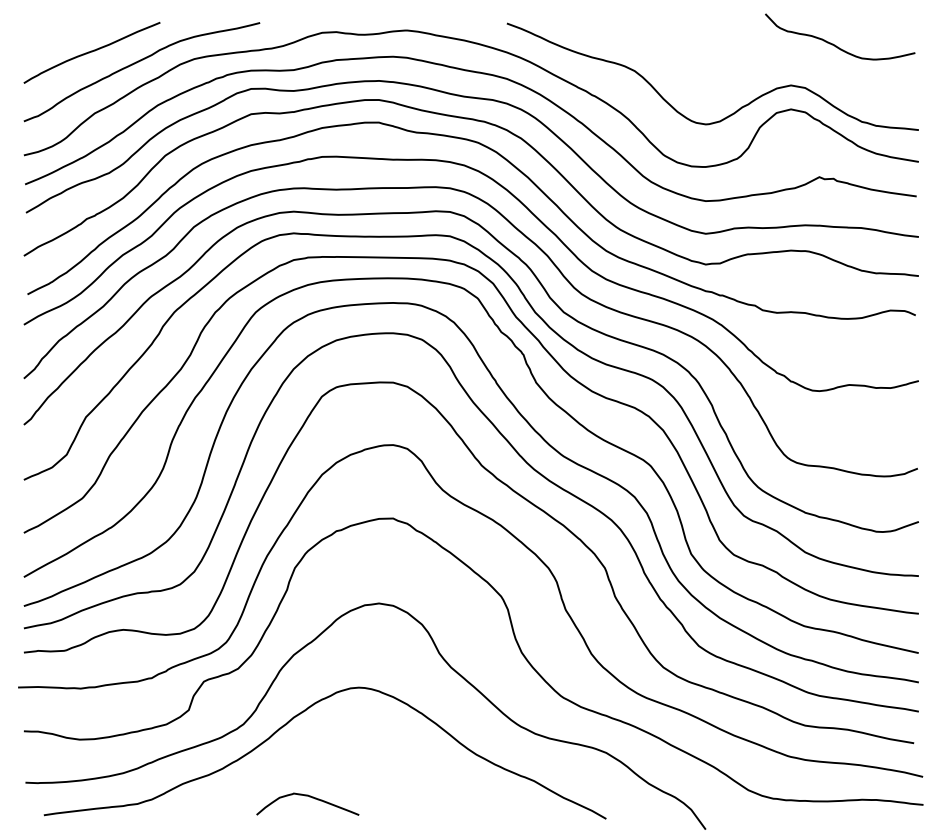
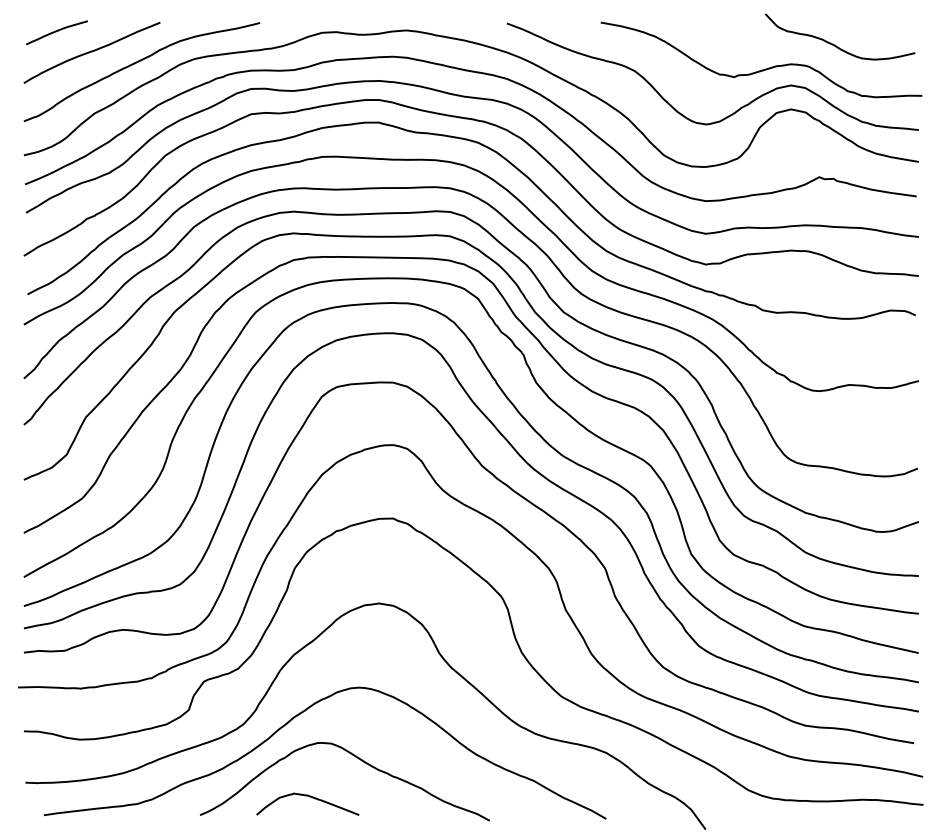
curve: none -> present (56, 32)
curve: none -> present (765, 68)
curve: none -> present (358, 759)
